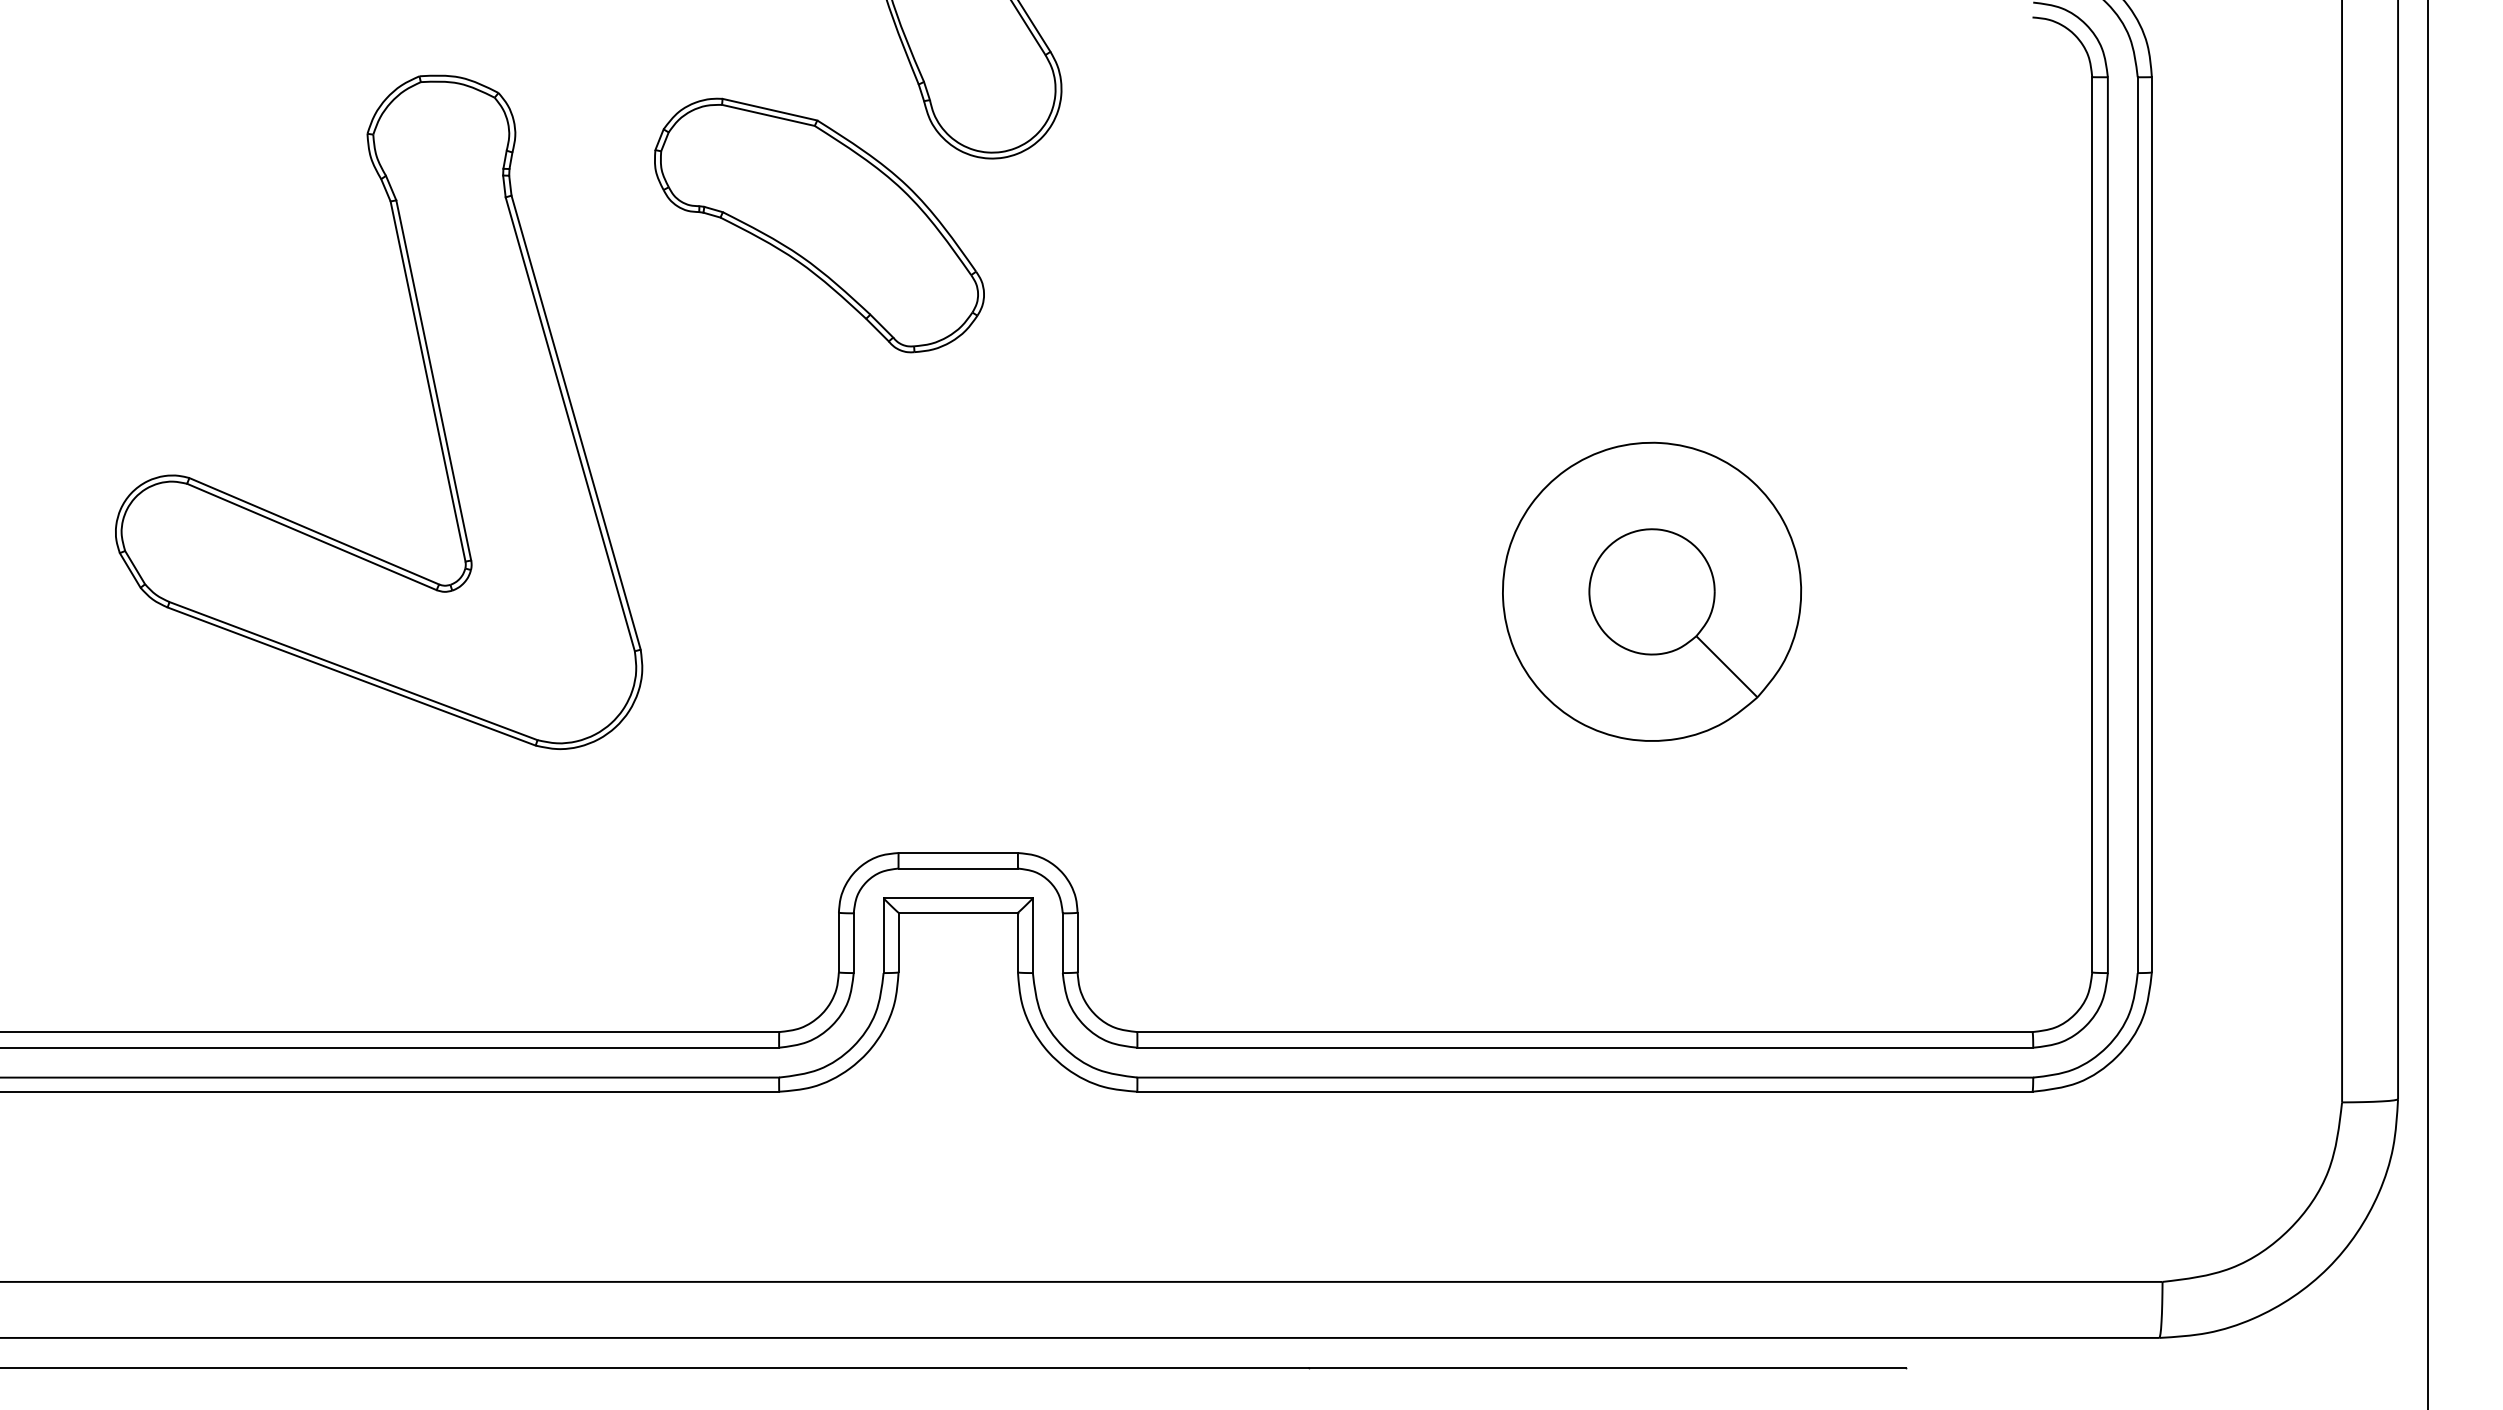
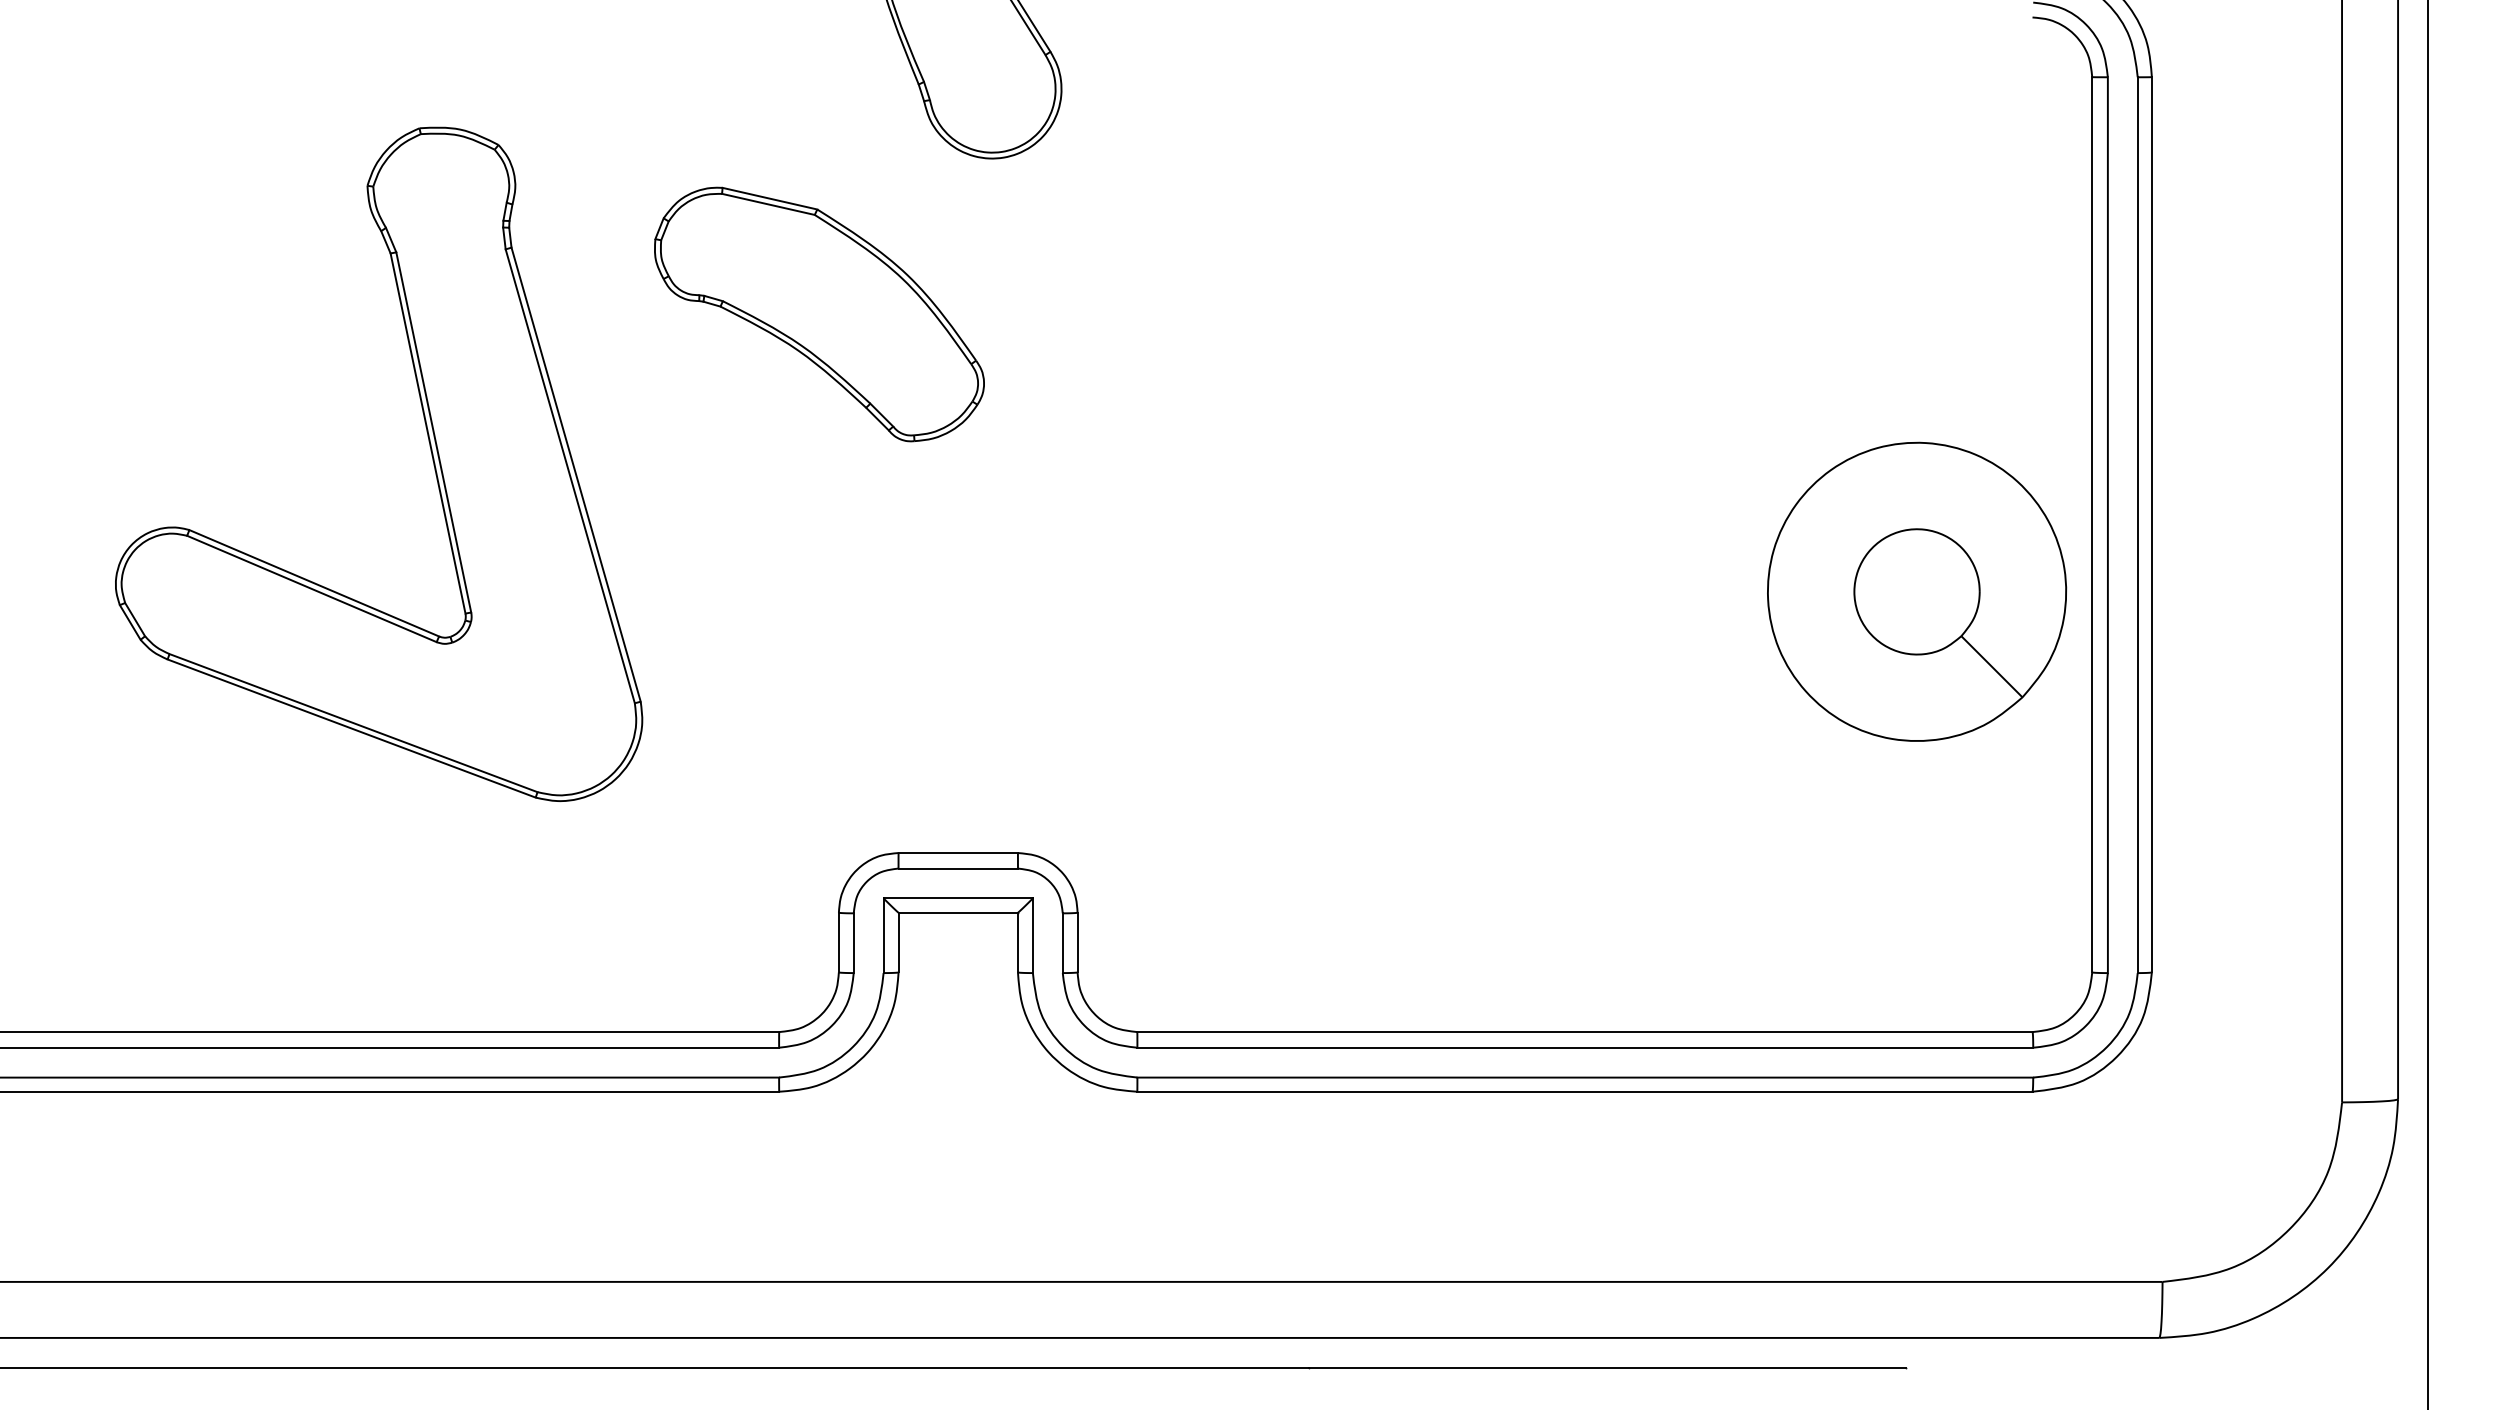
part position: (819, 225) -> (819, 314) (819, 314)
part position: (430, 399) -> (430, 451) (430, 451)
part position: (1652, 591) -> (1917, 591) (1917, 591)
